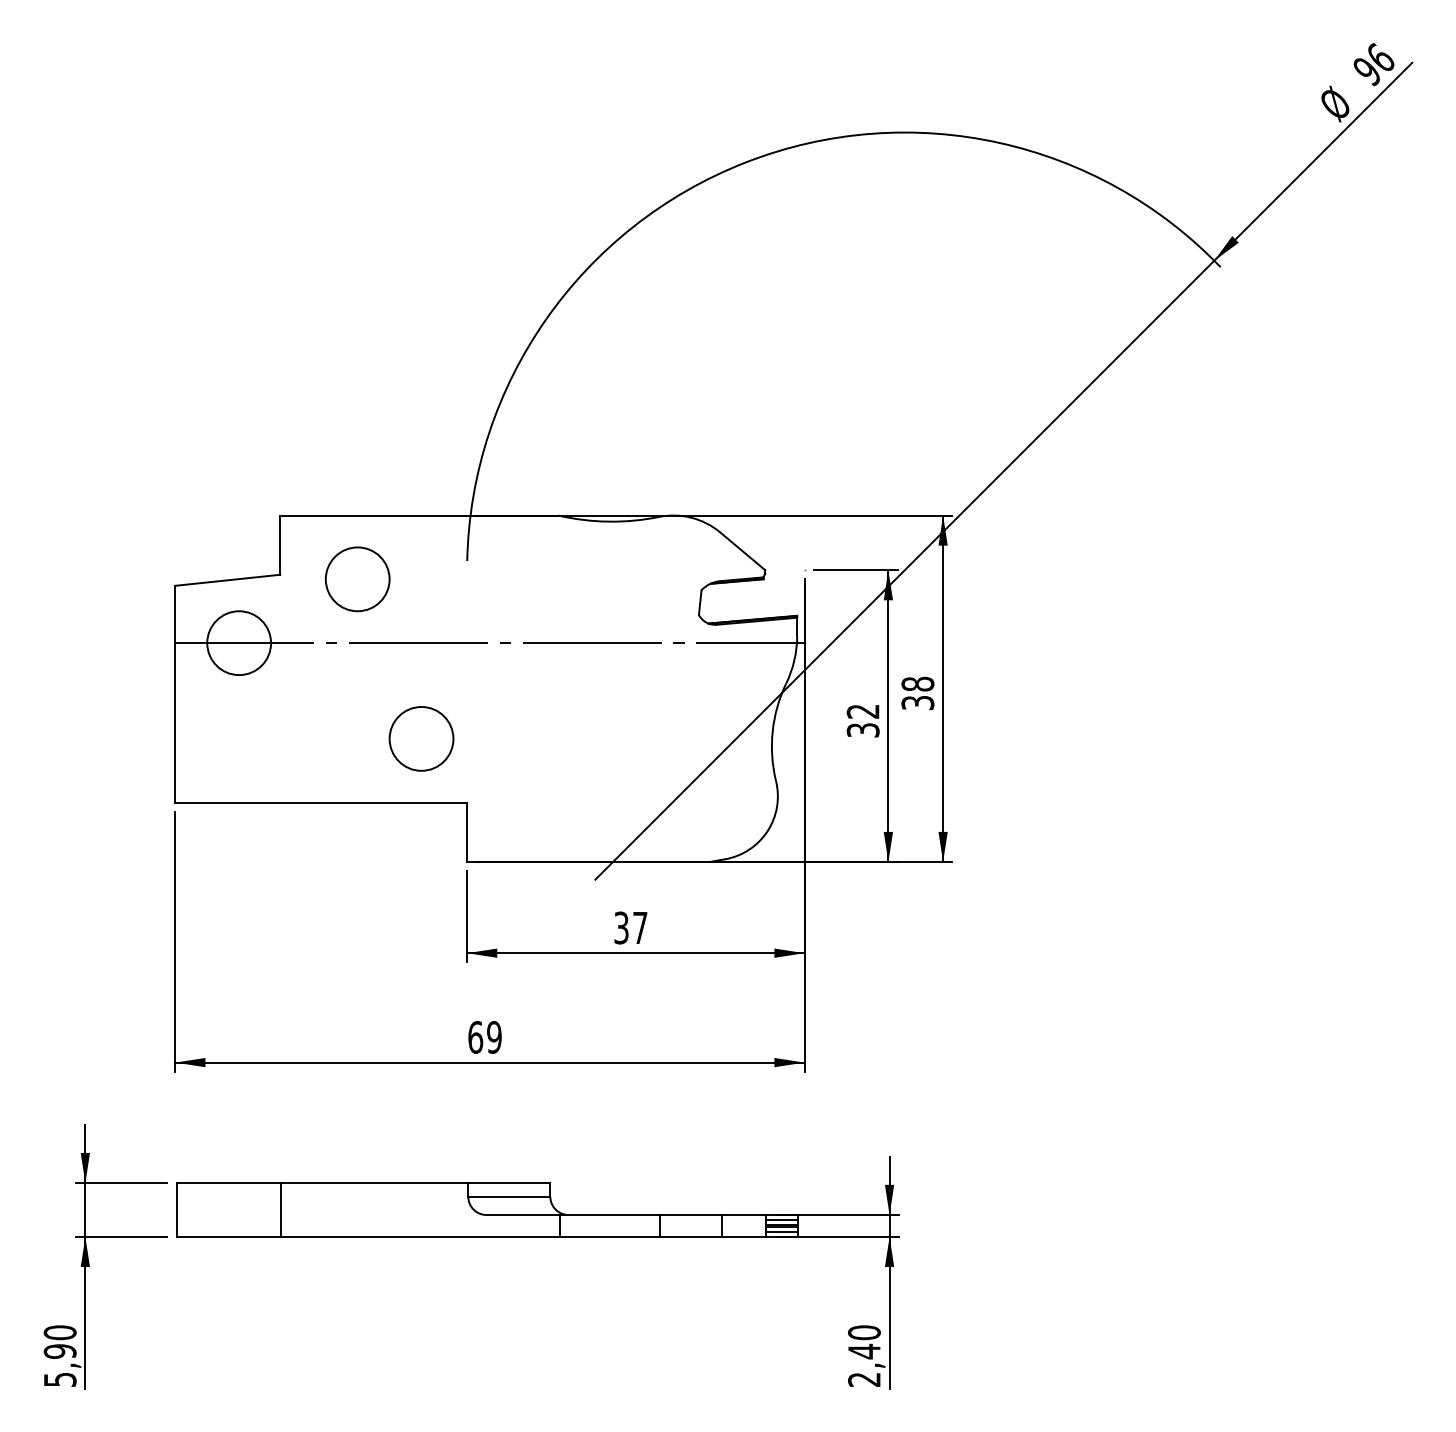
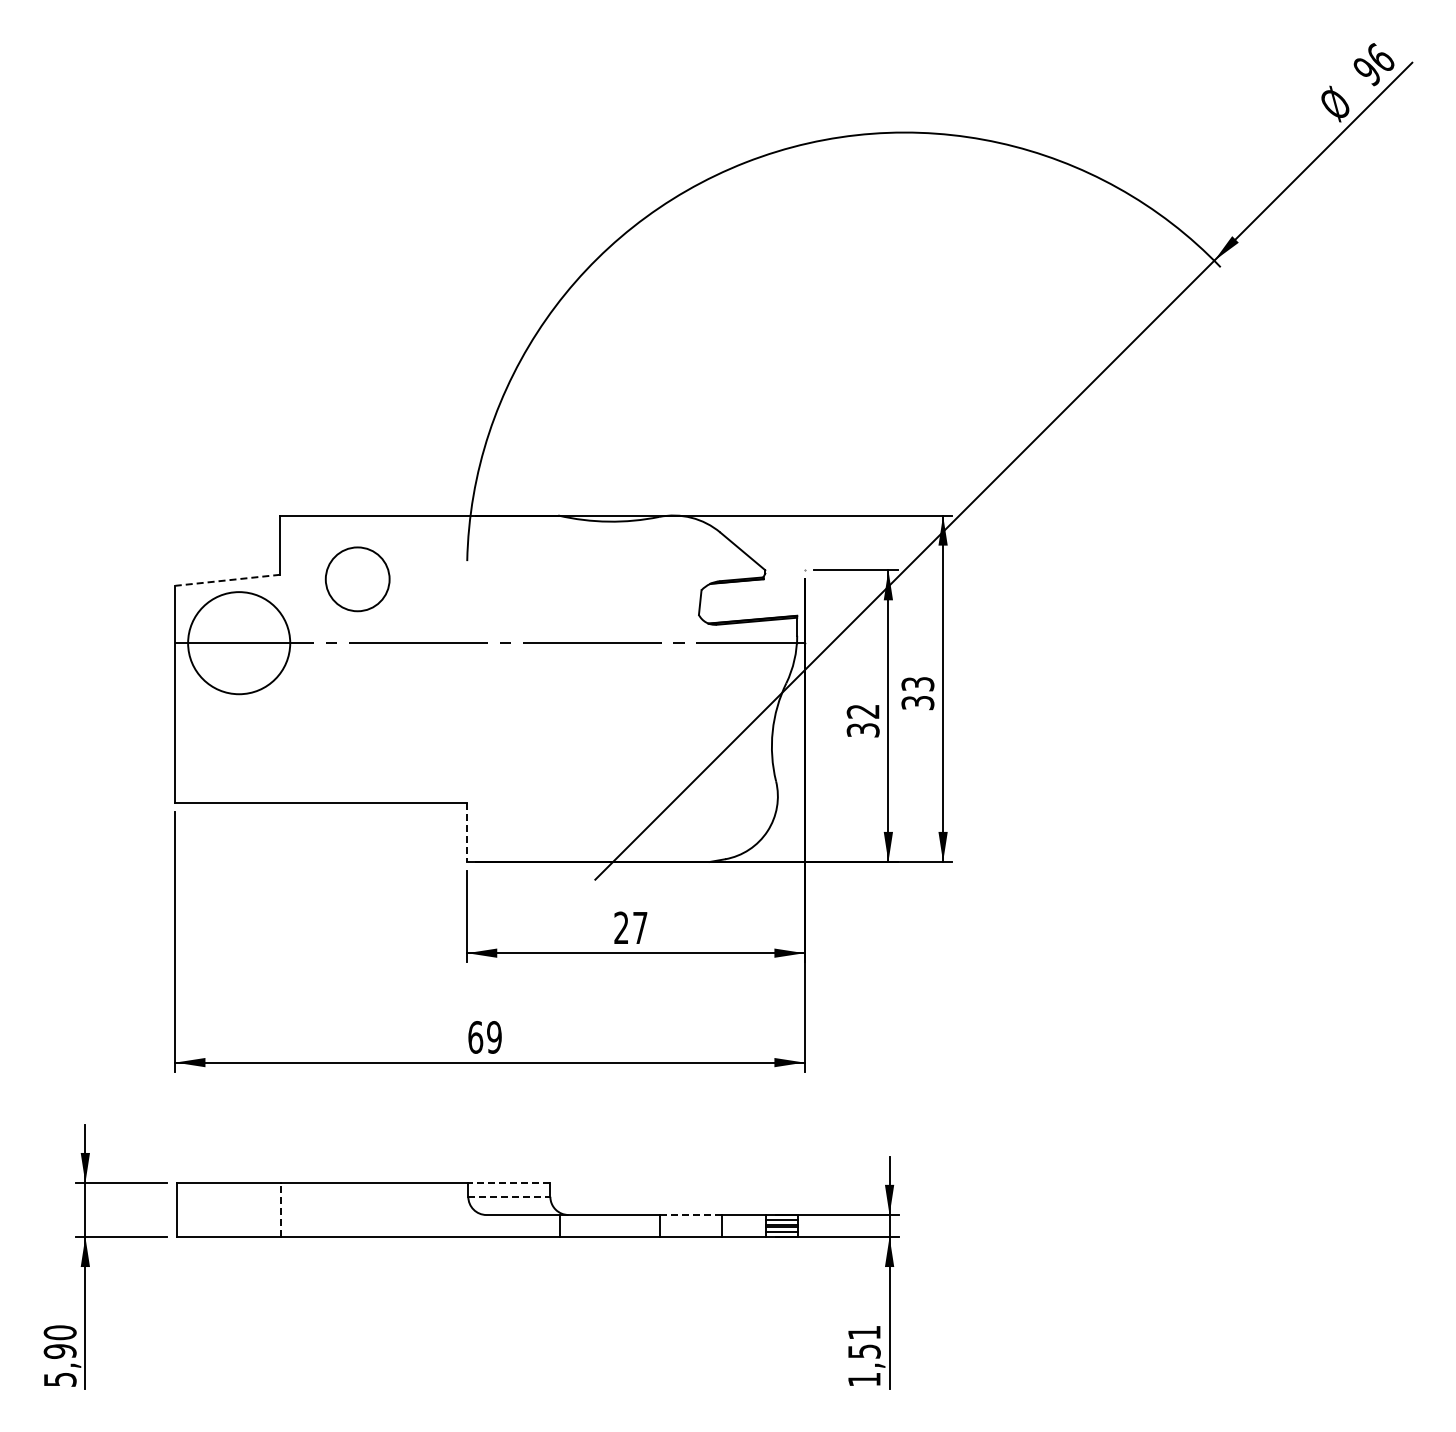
line: solid -> dashed (227, 580)
circle diameter: 64 px -> 102 px (239, 643)
text: 38 -> 33 (917, 683)
circle: present -> none (421, 738)
line: solid -> dashed (467, 832)
text: 37 -> 27 (621, 927)
line: solid -> dashed (508, 1183)
line: solid -> dashed (509, 1196)
line: solid -> dashed (281, 1210)
line: solid -> dashed (690, 1215)
text: 2,40 -> 1,51 (864, 1355)
